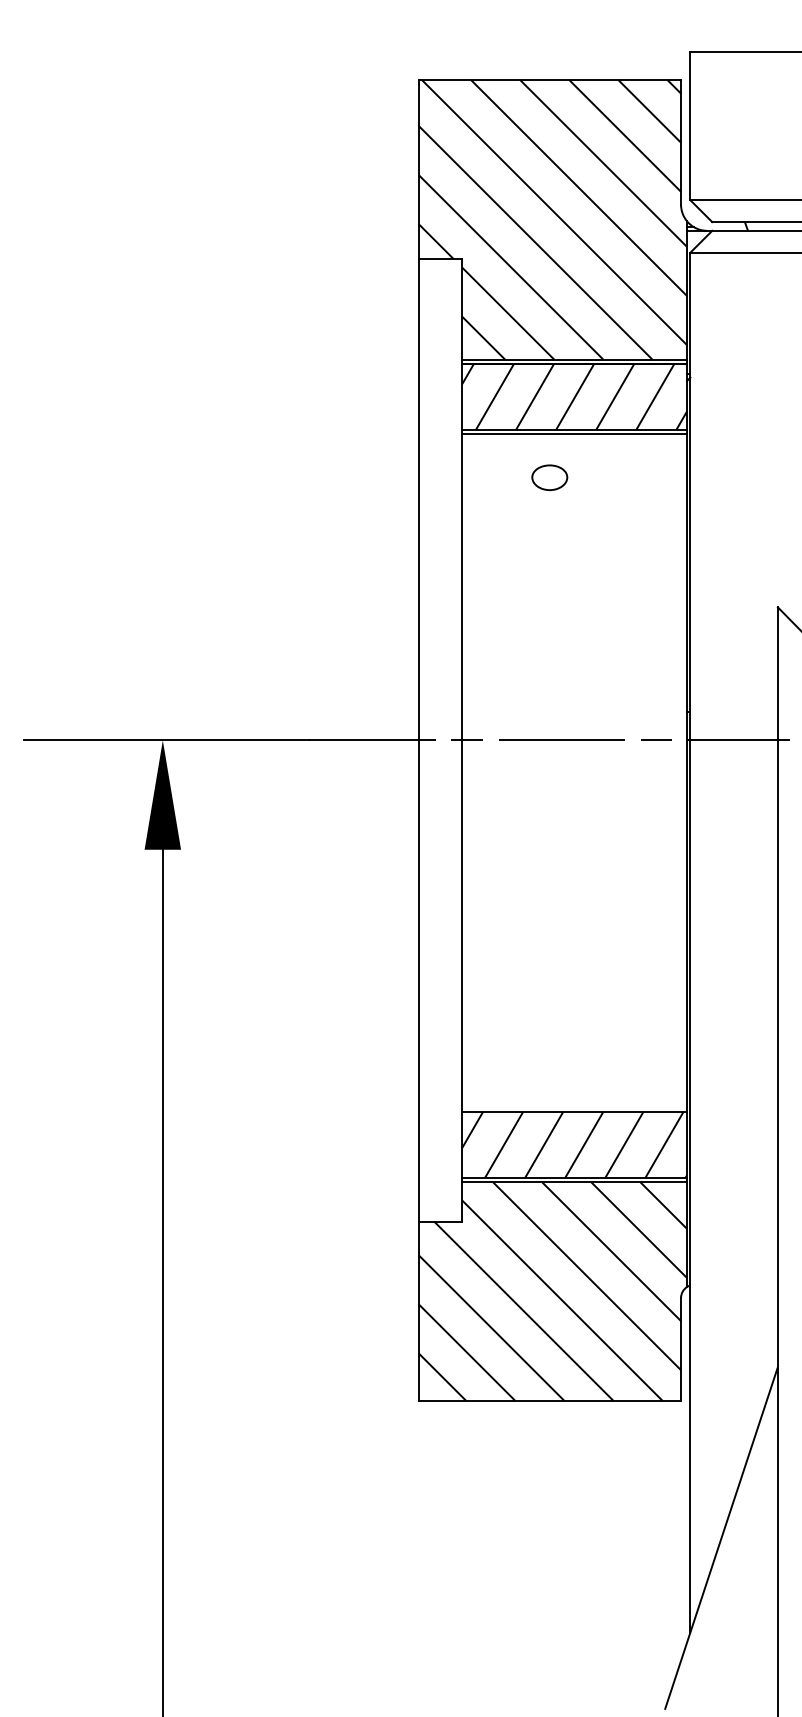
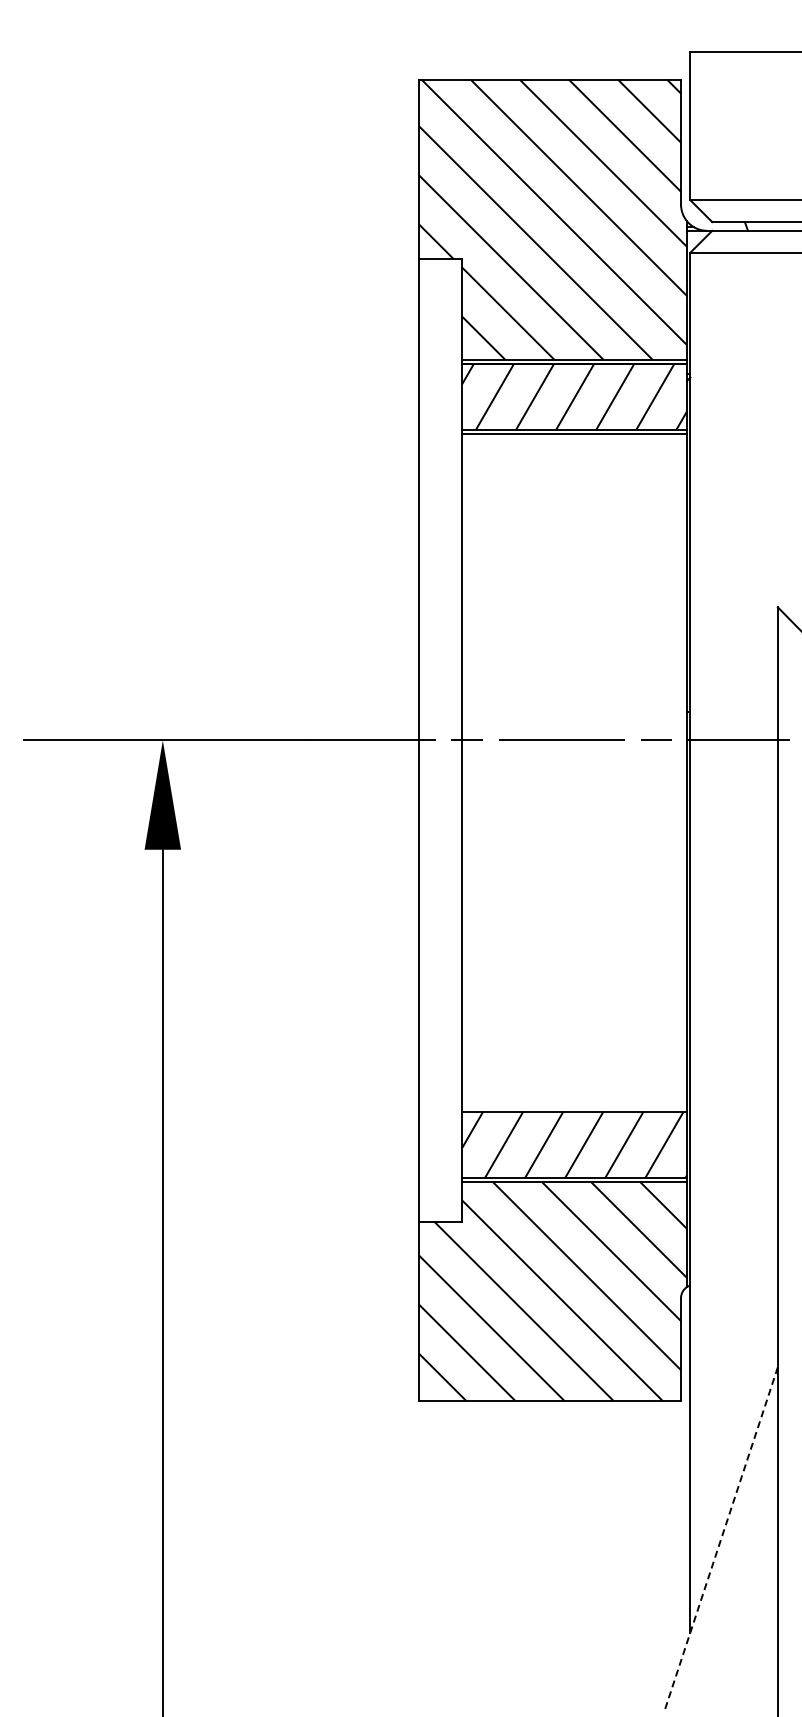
part: present -> none (549, 477)
line: solid -> dashed (721, 1538)
